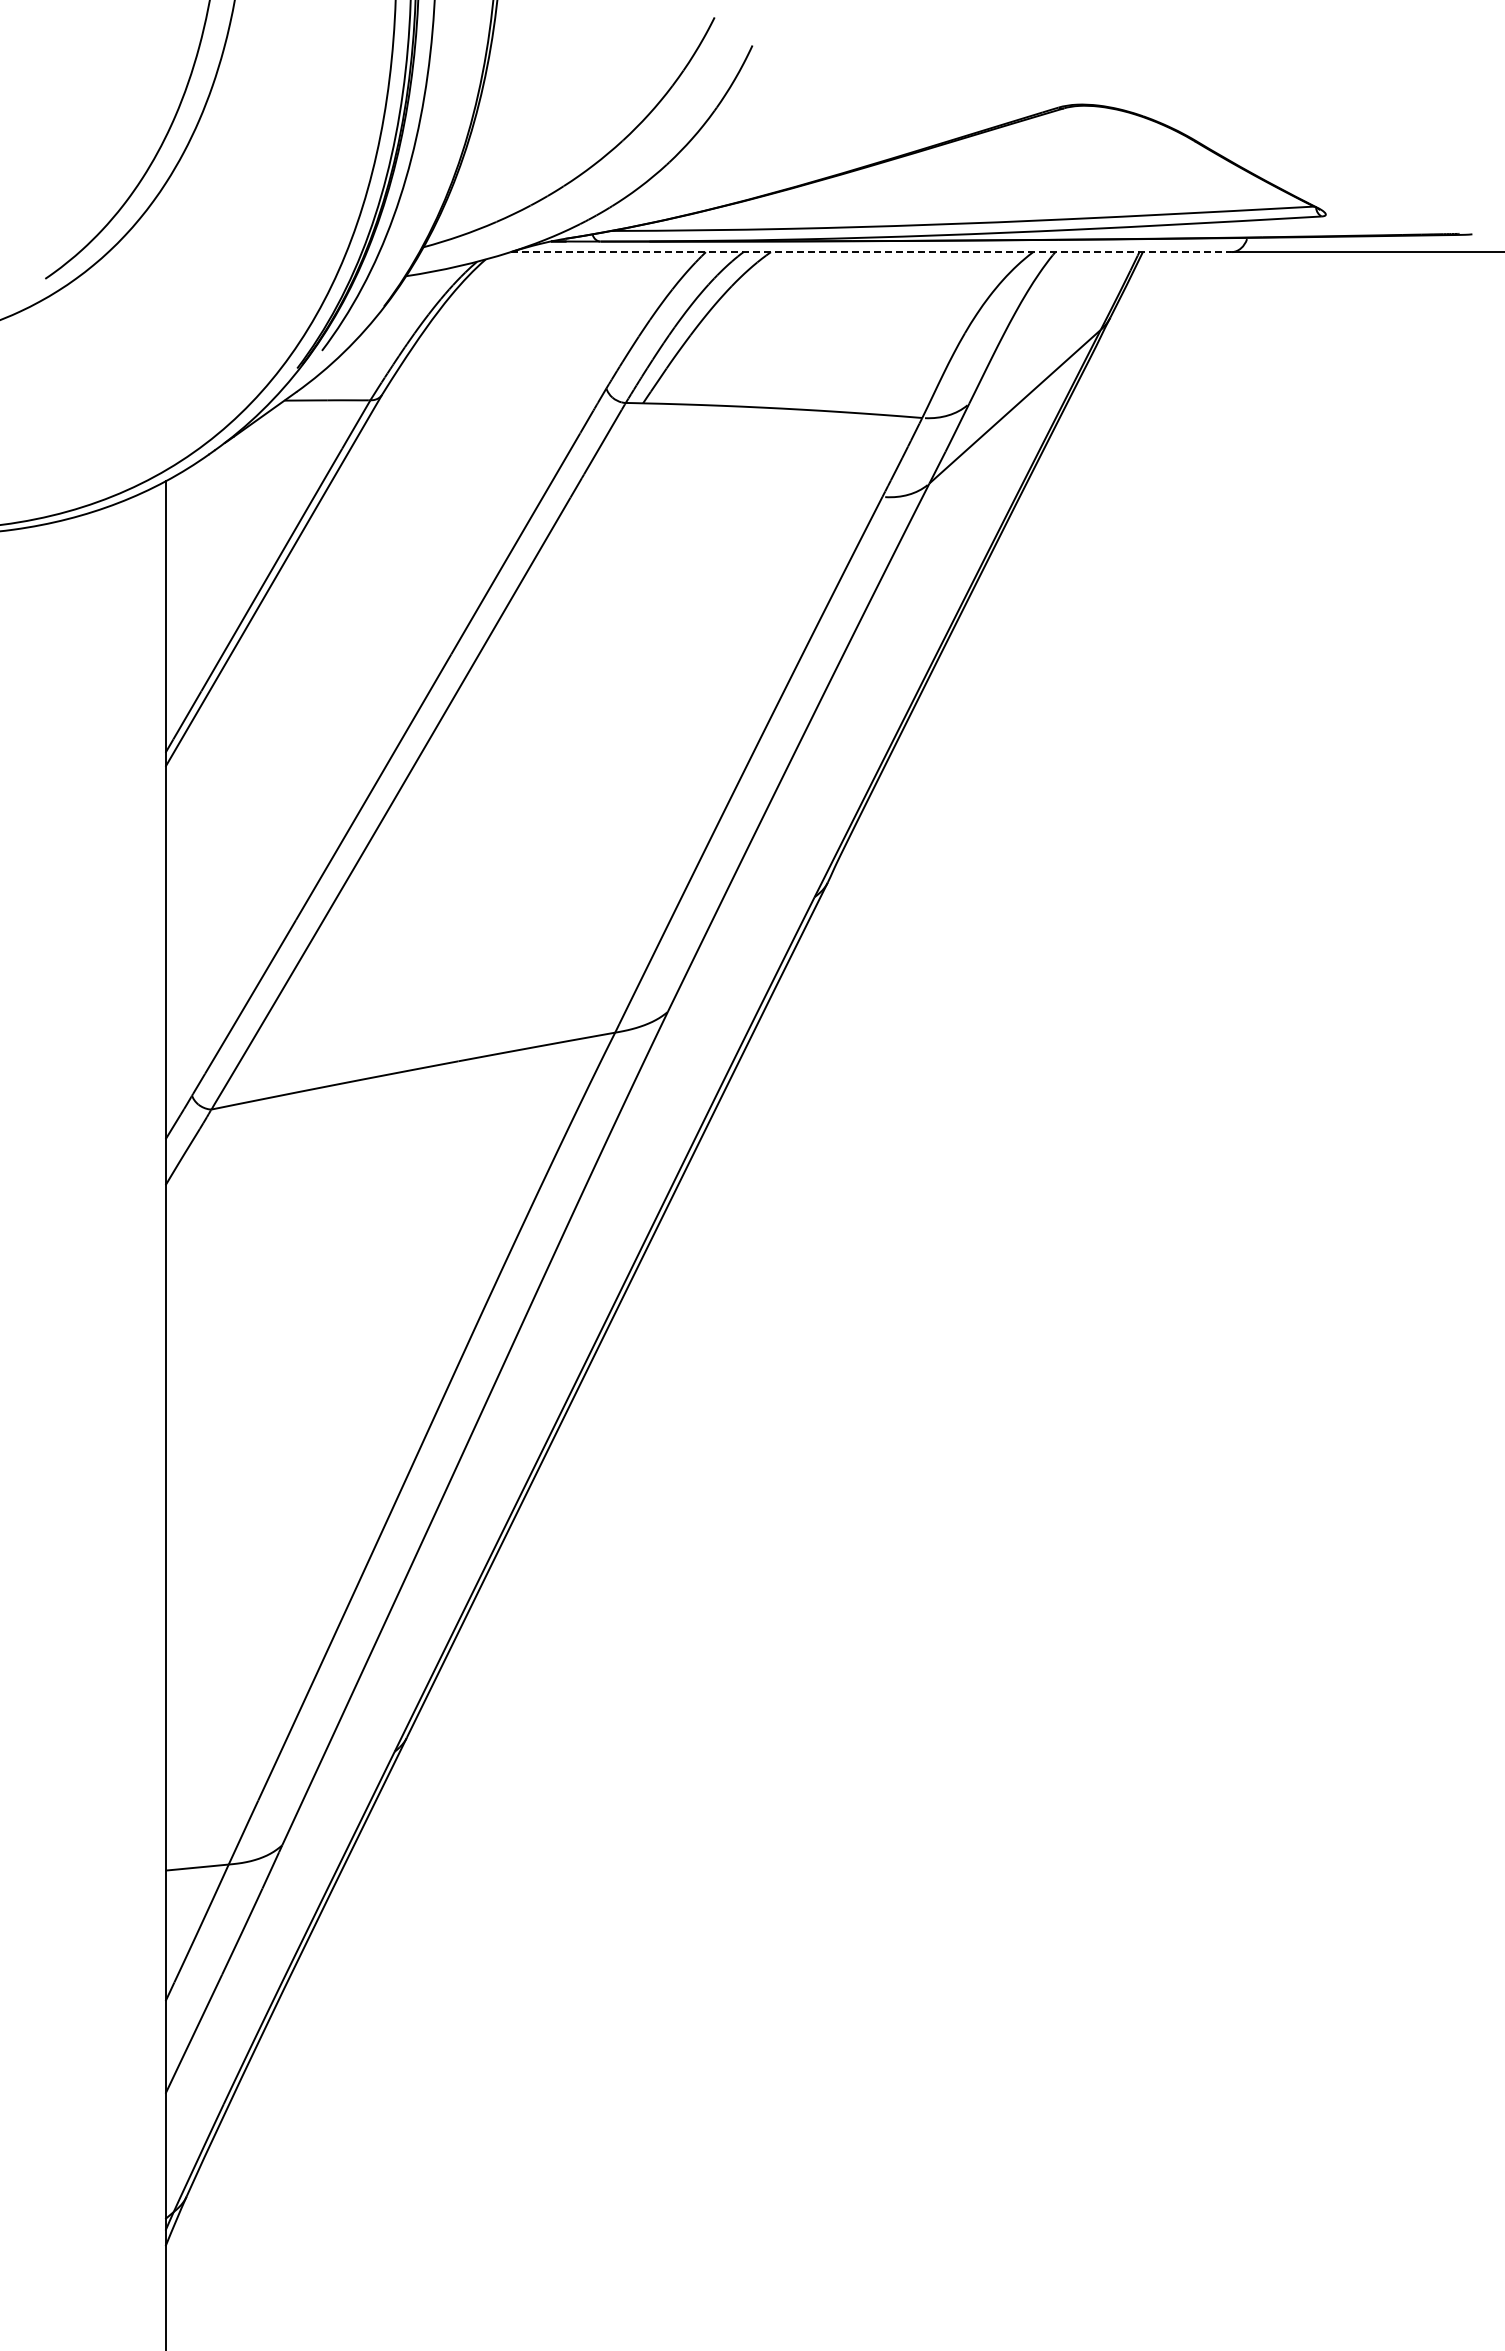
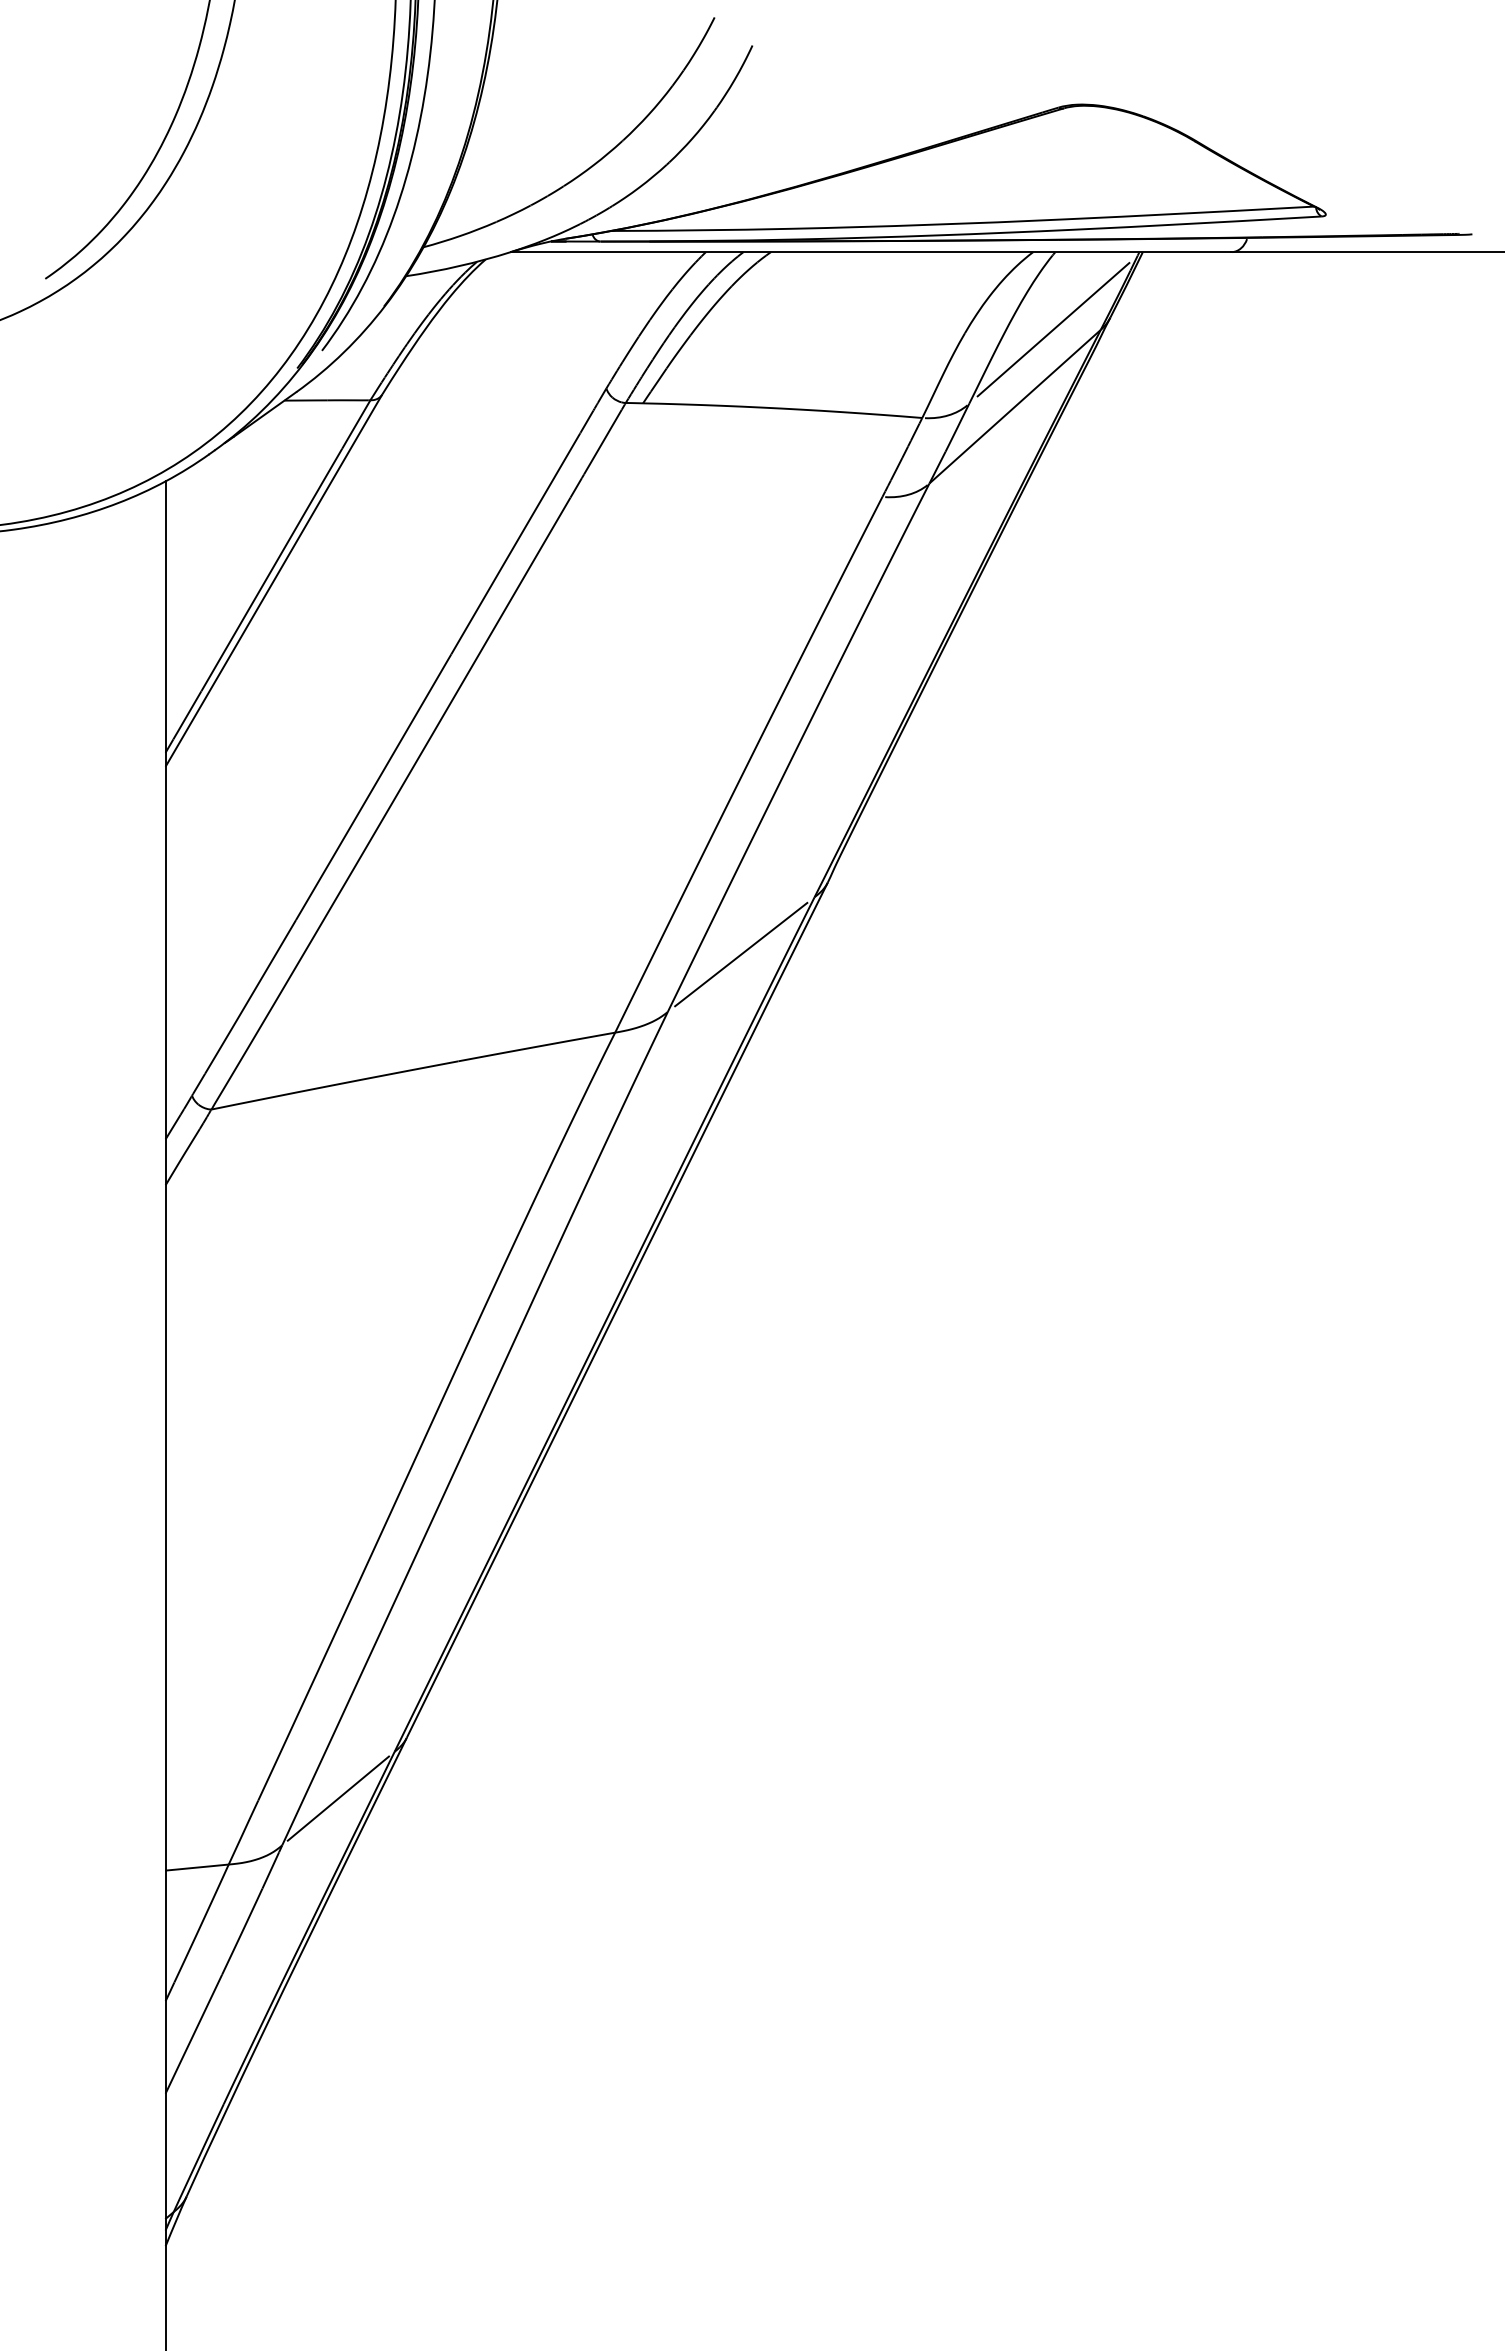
line: dashed -> solid (871, 252)
line: none -> present (1053, 329)
line: none -> present (741, 954)
line: none -> present (338, 1798)
